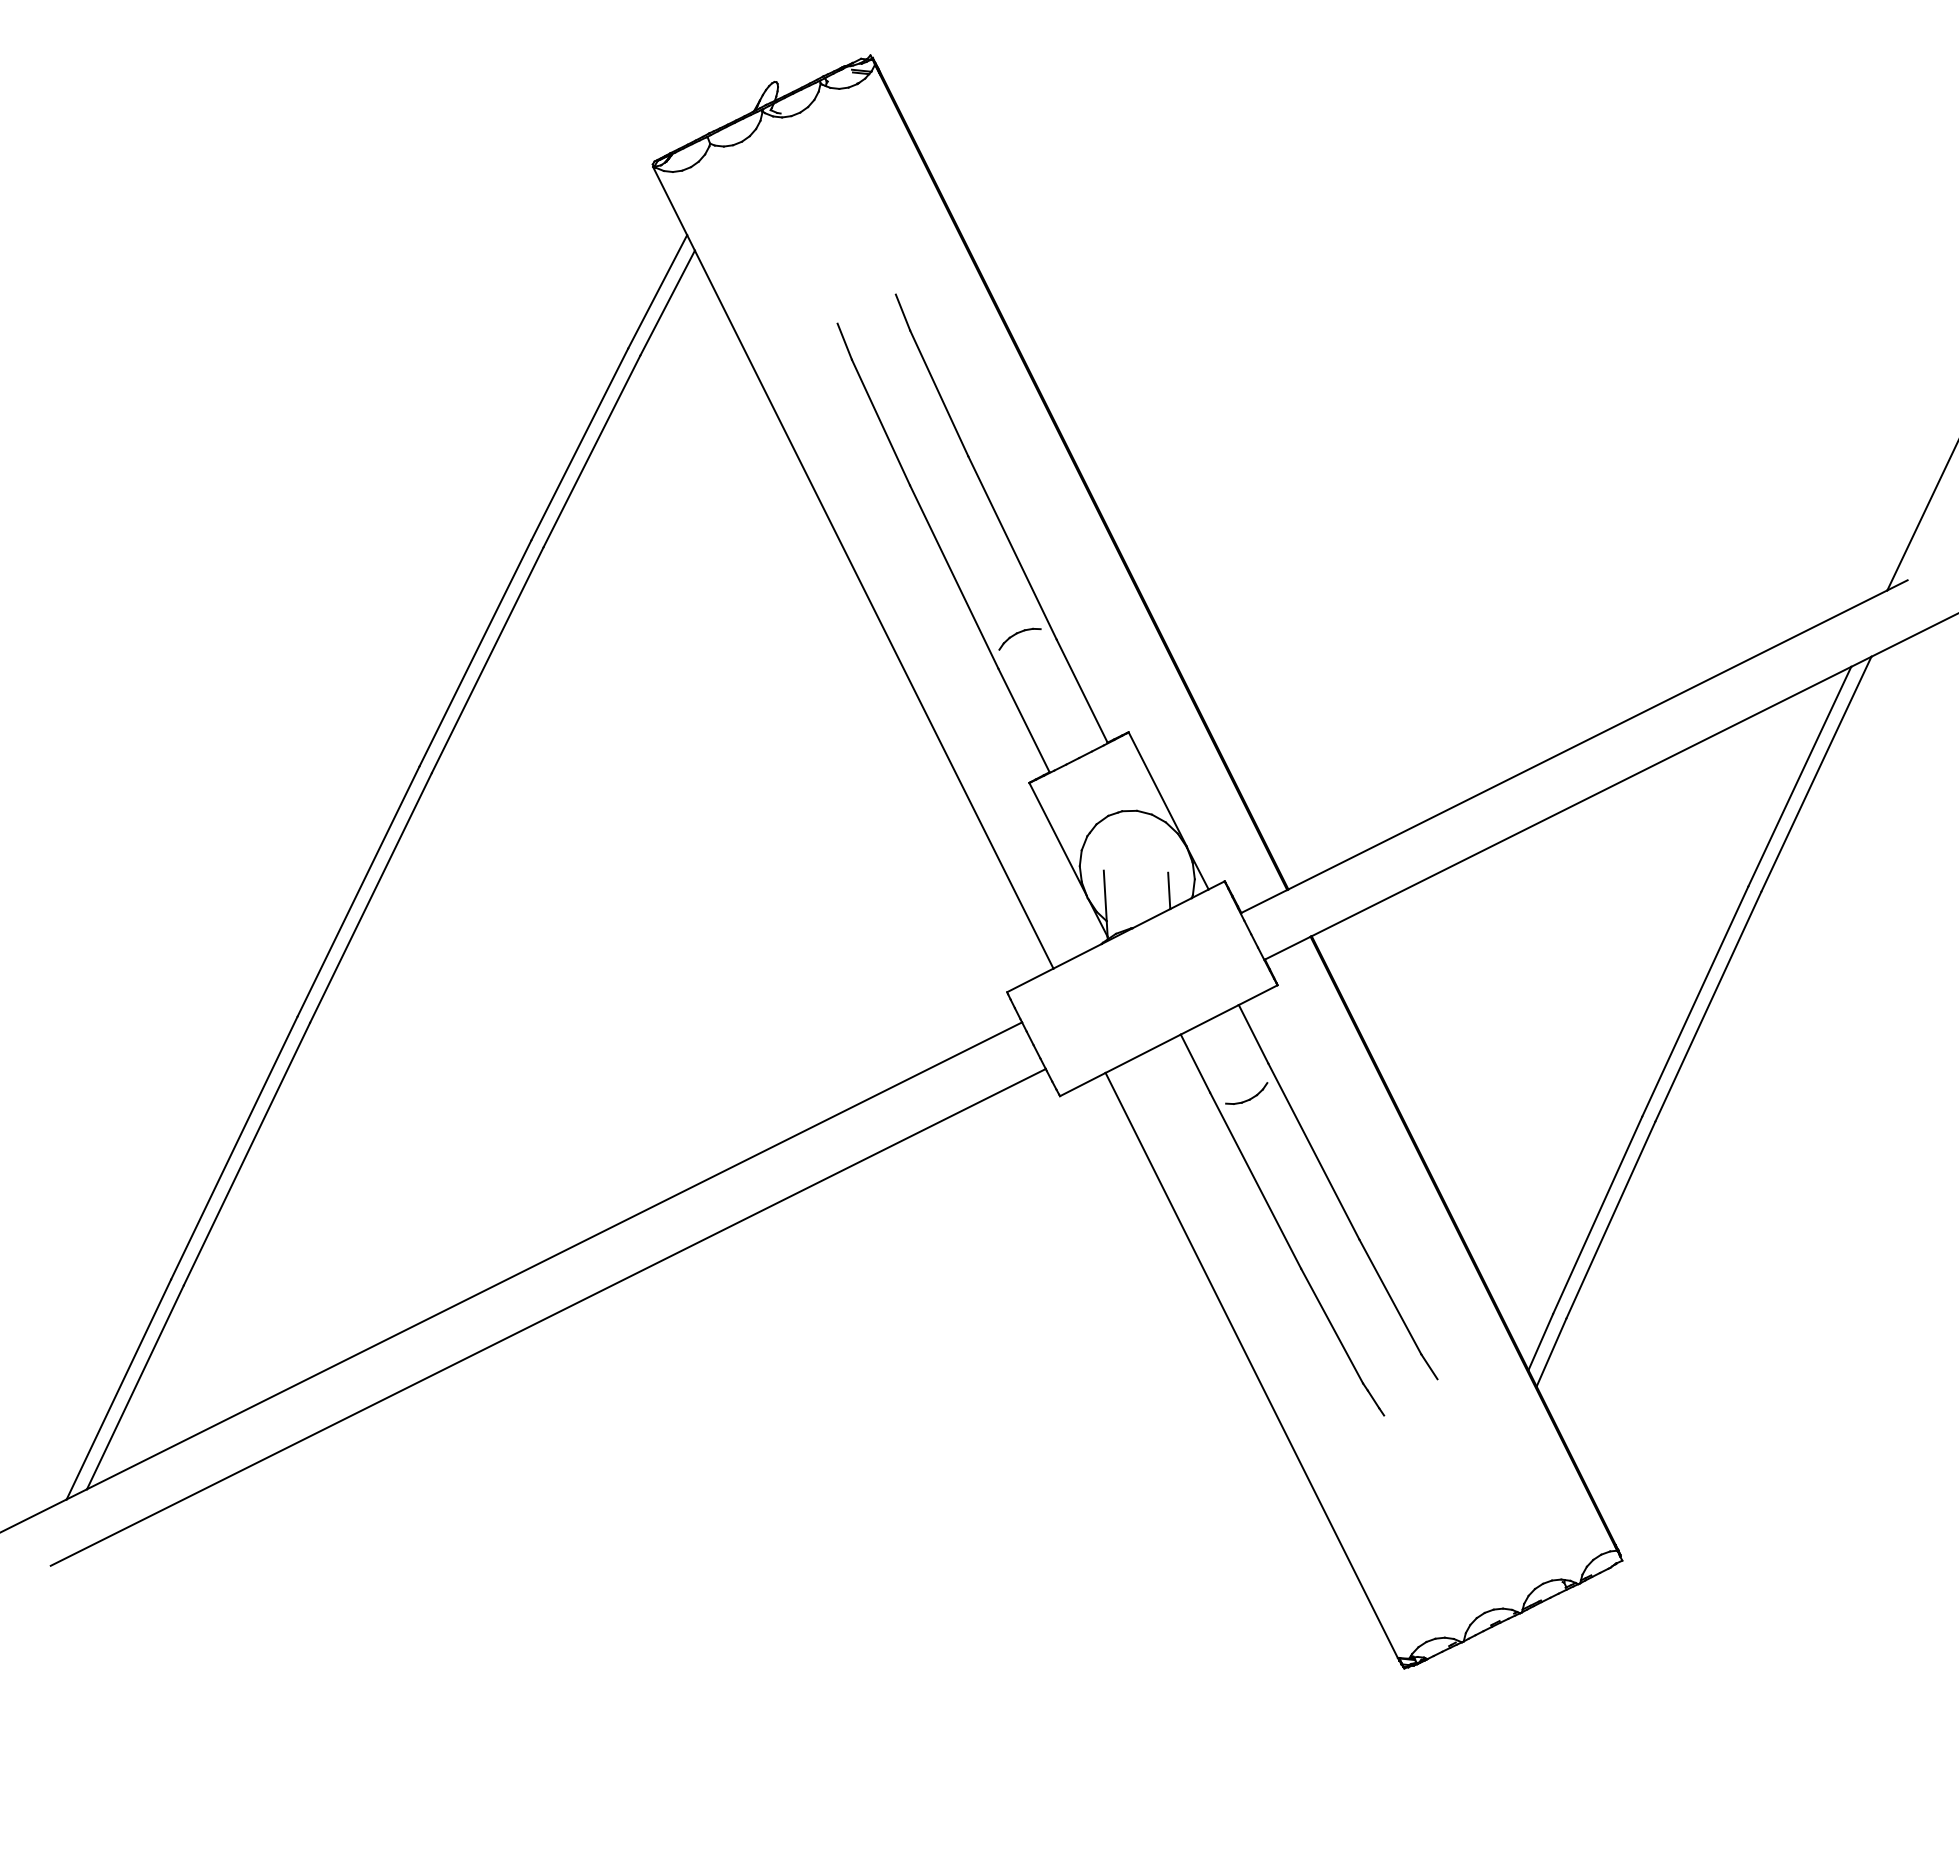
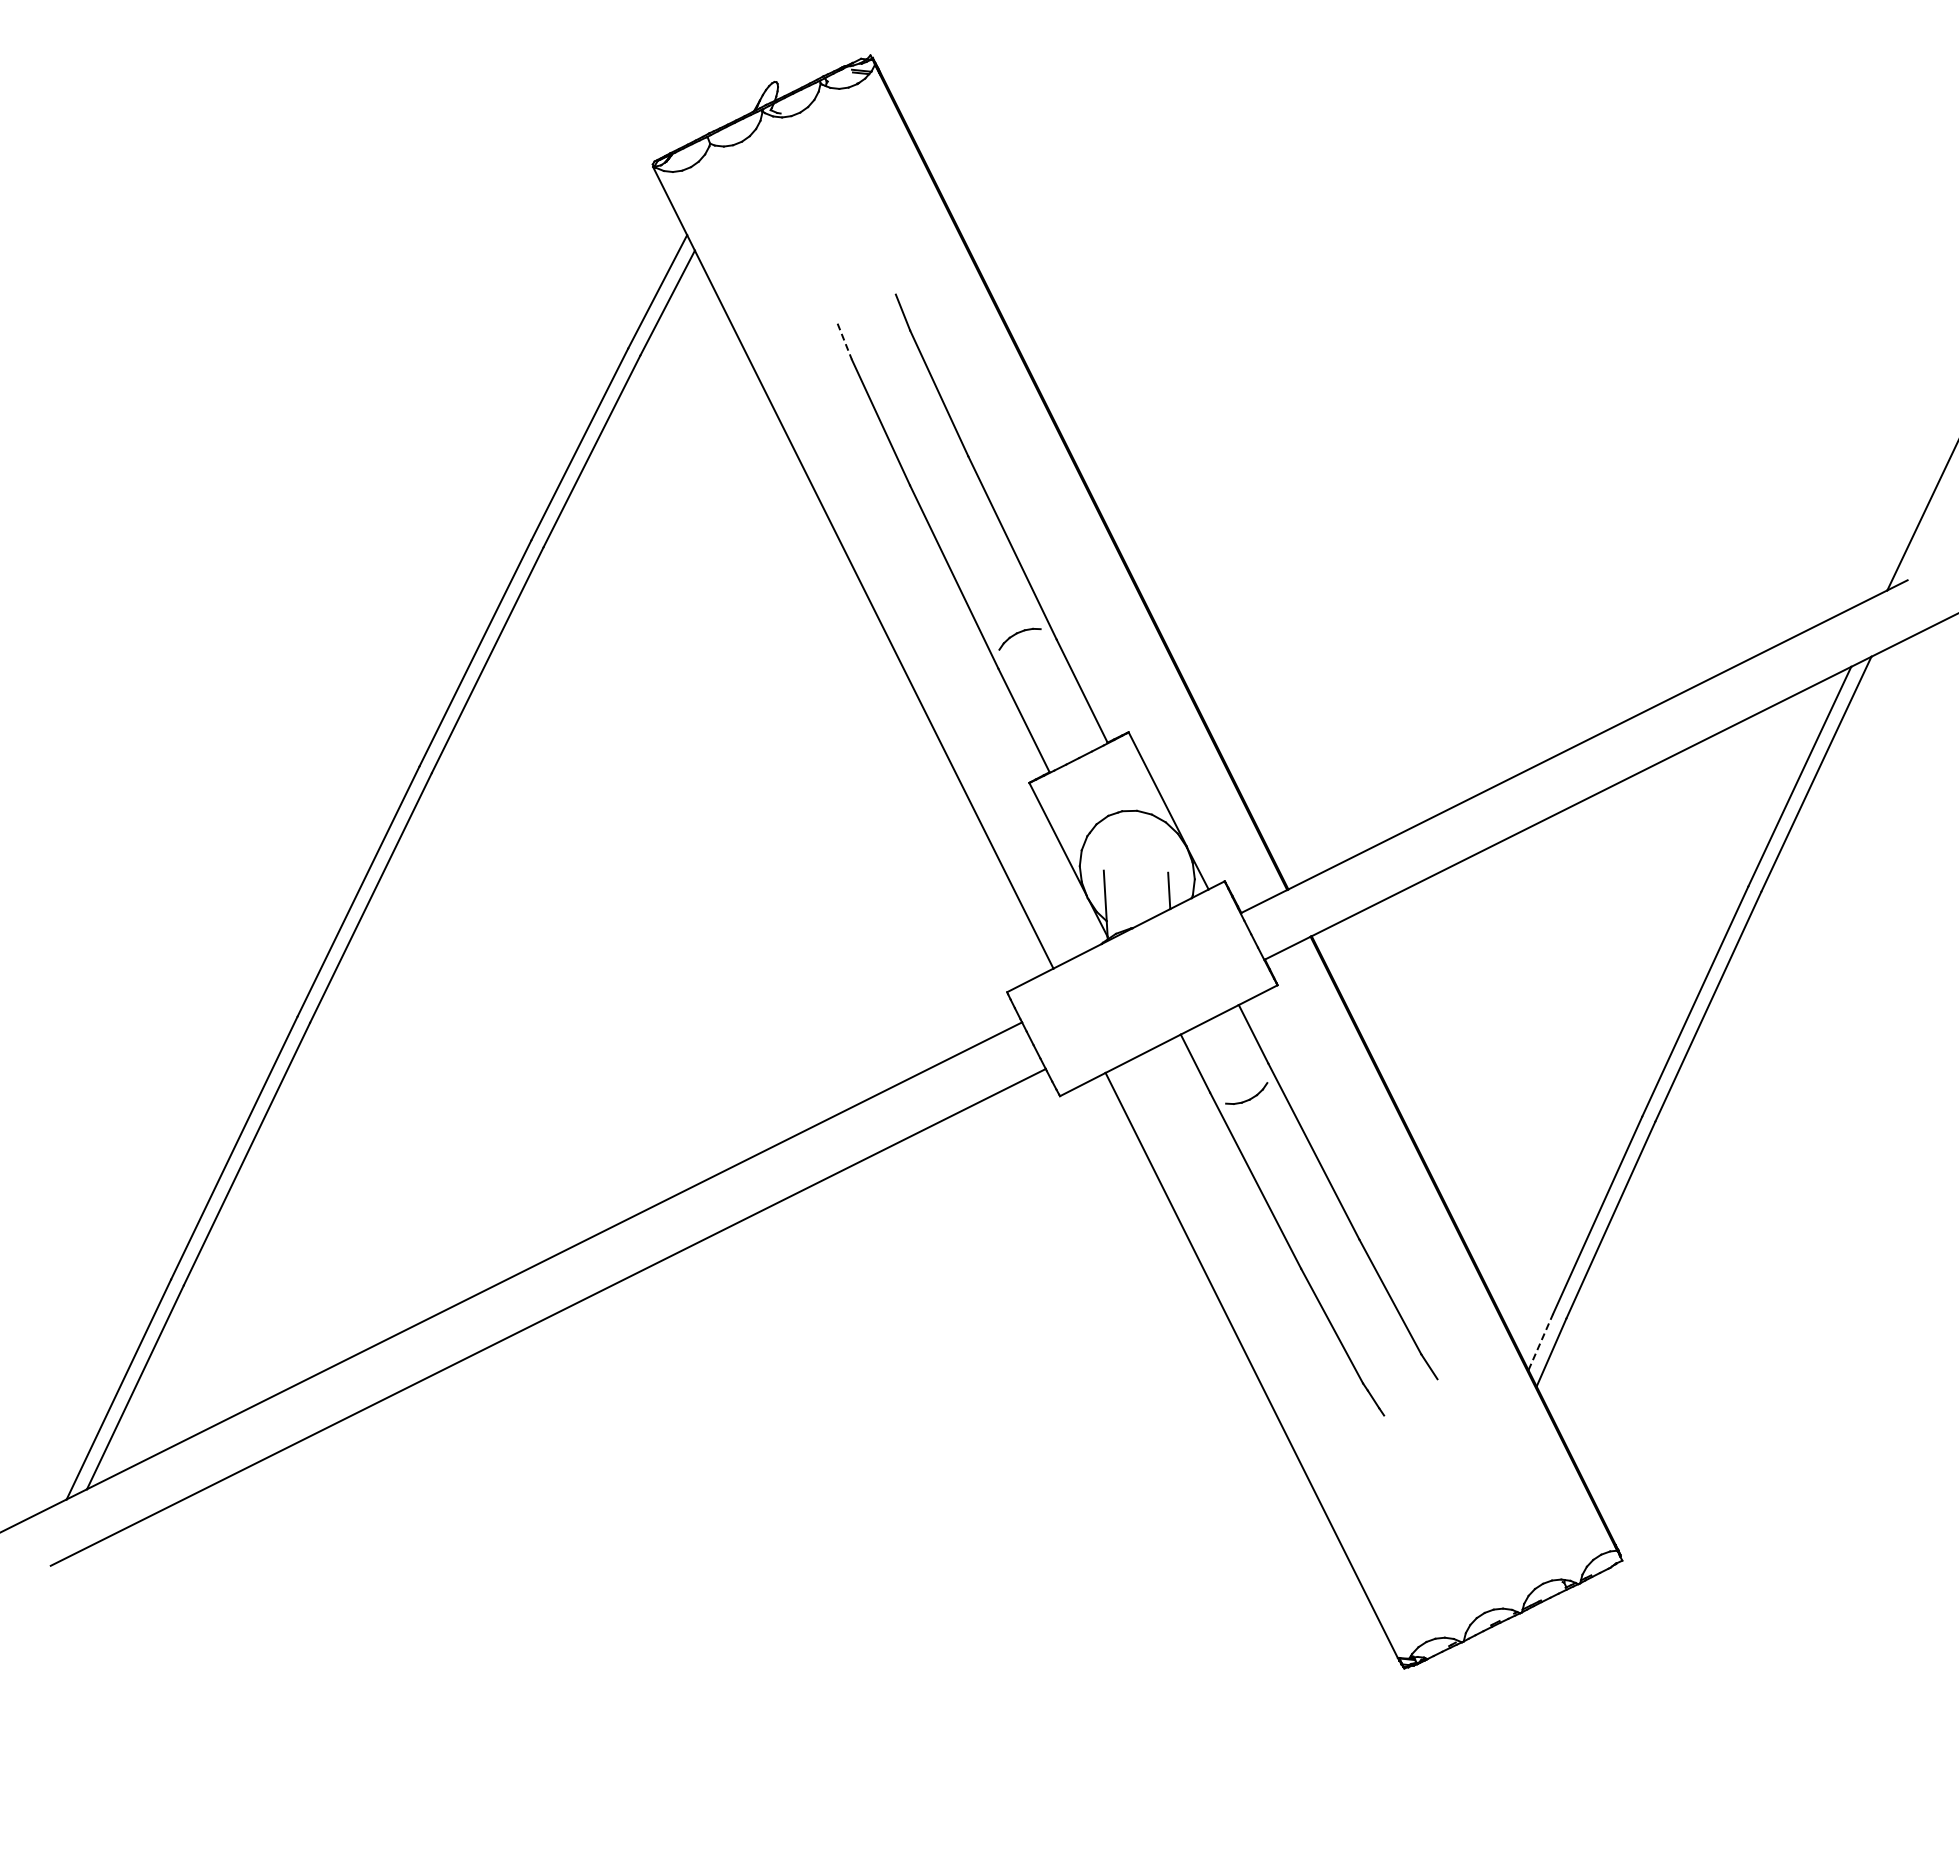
line: solid -> dashed (844, 342)
line: solid -> dashed (1540, 1342)
